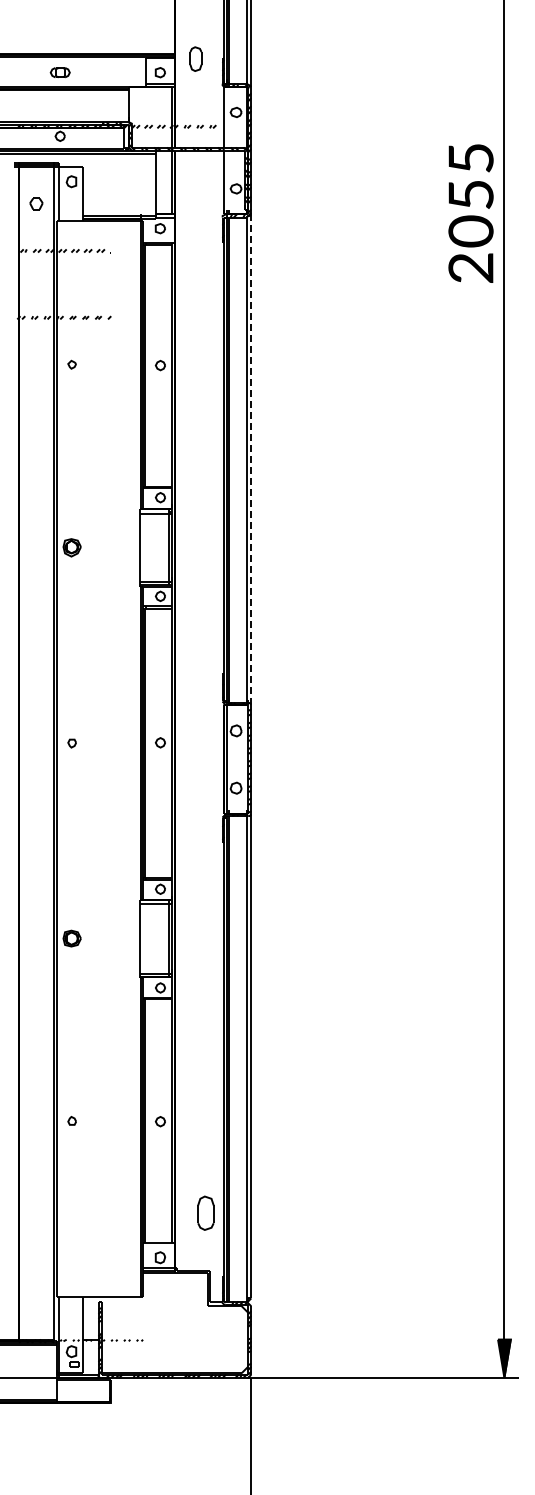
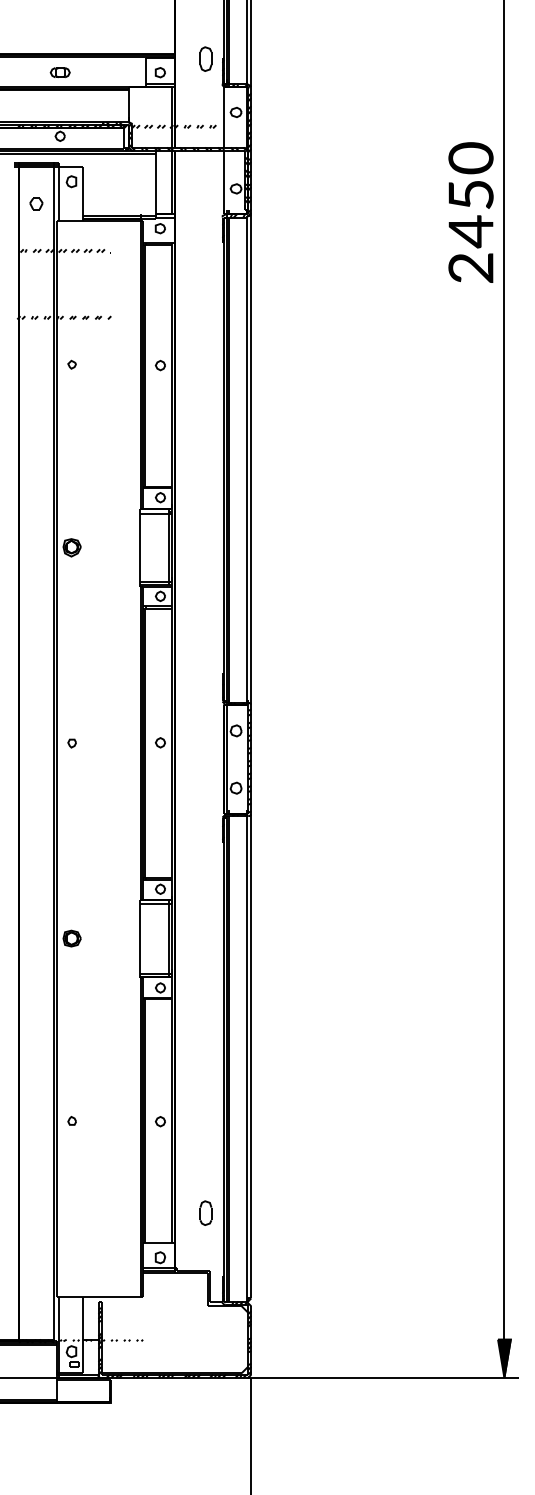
part position: (195, 58) -> (205, 58) (205, 58)
text: 5 -> 0 (470, 158)
text: 0 -> 4 (470, 231)
line: dashed -> solid (251, 459)
part size: 18x36 px -> 14x26 px (205, 1212)
